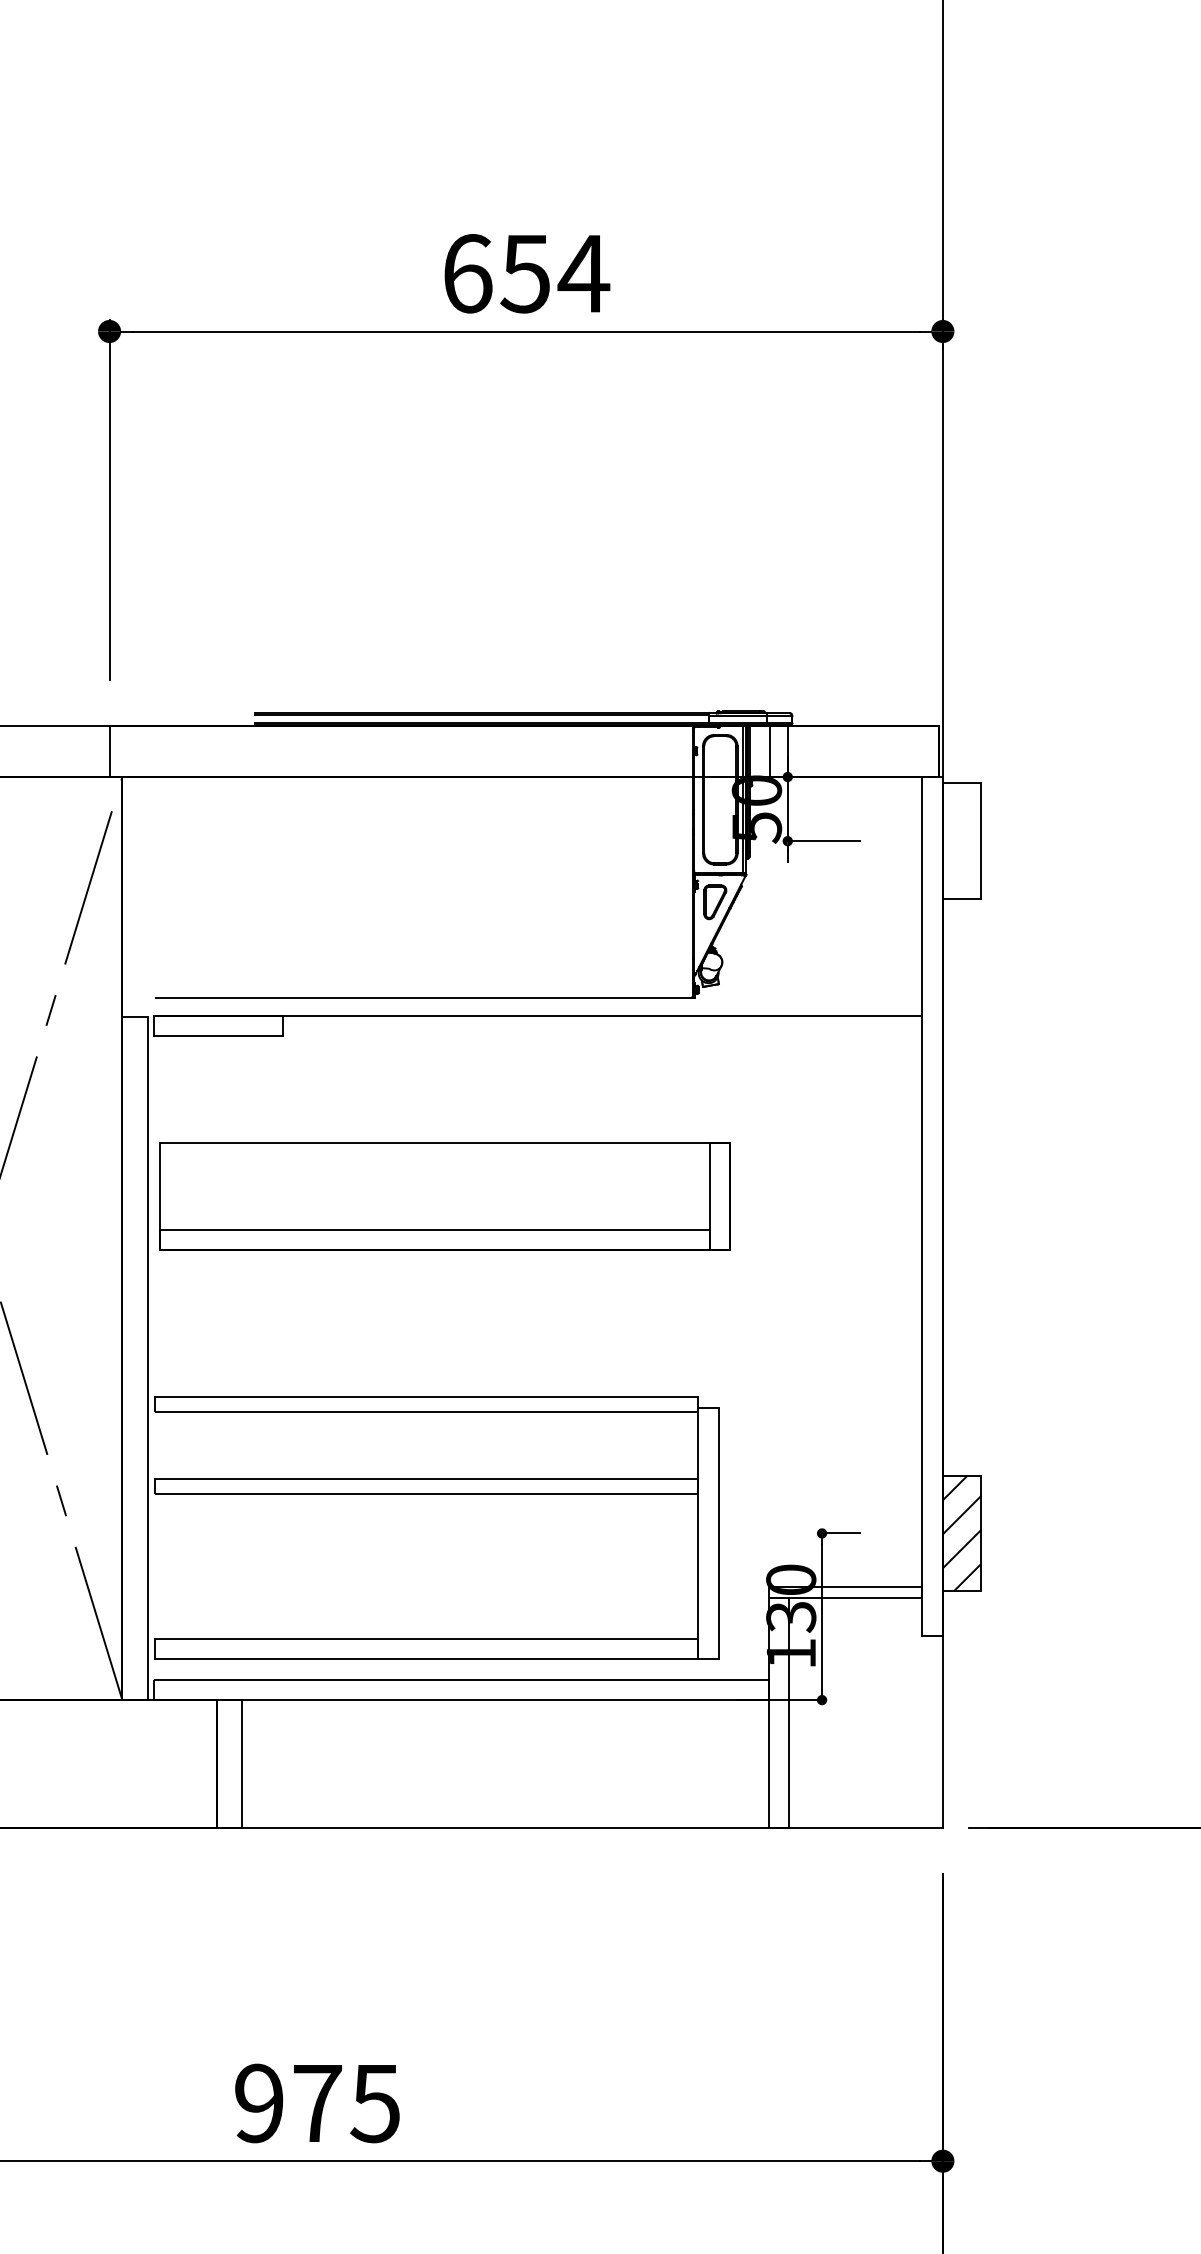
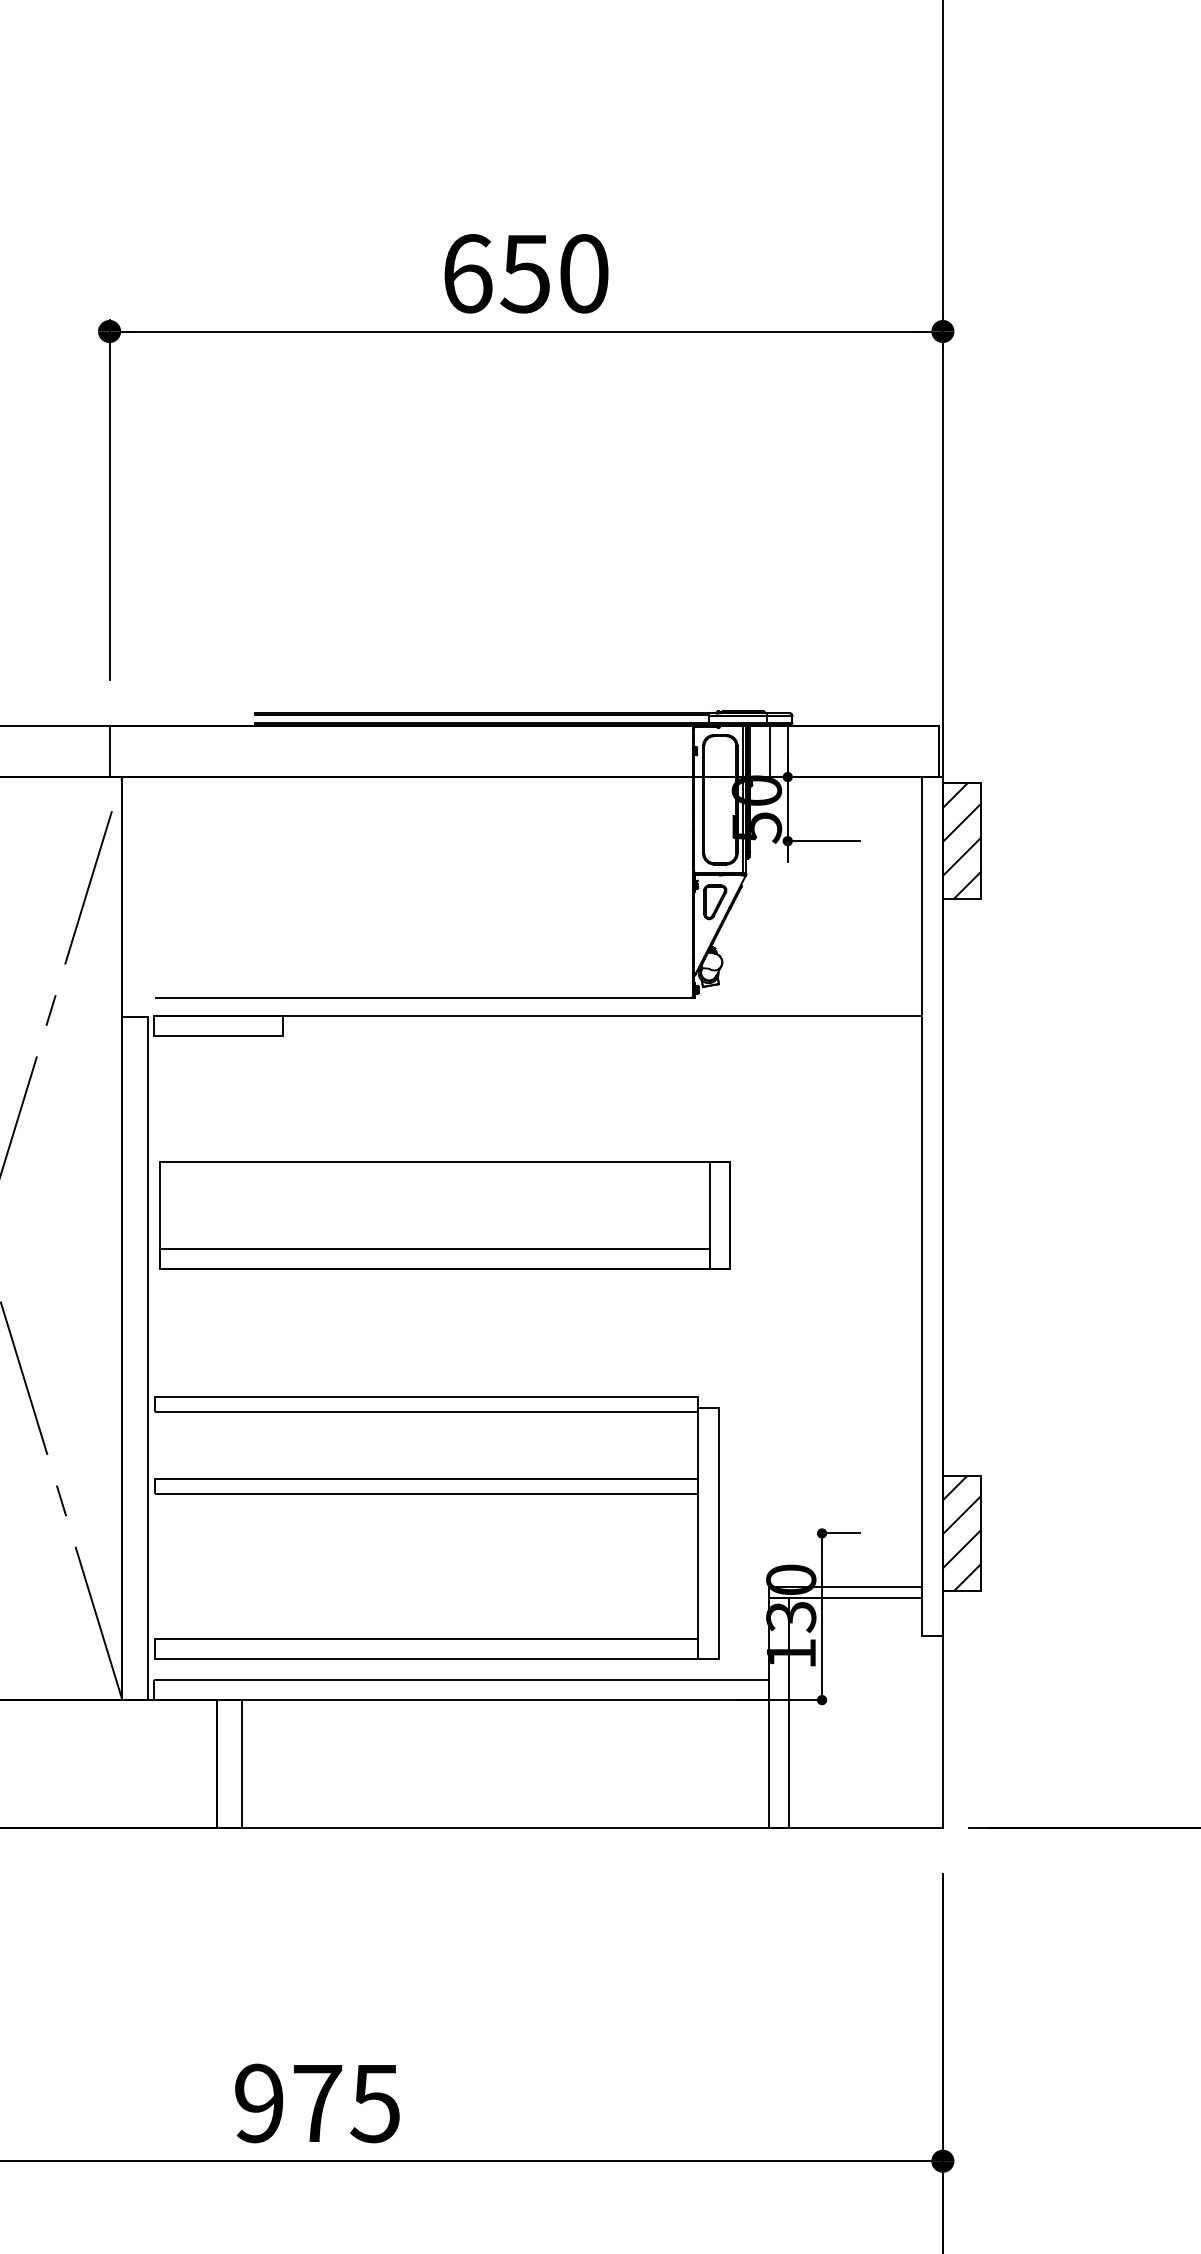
text: 654 -> 650 (583, 273)
hatch: none -> present (961, 840)
part position: (444, 1196) -> (444, 1215) (444, 1215)
